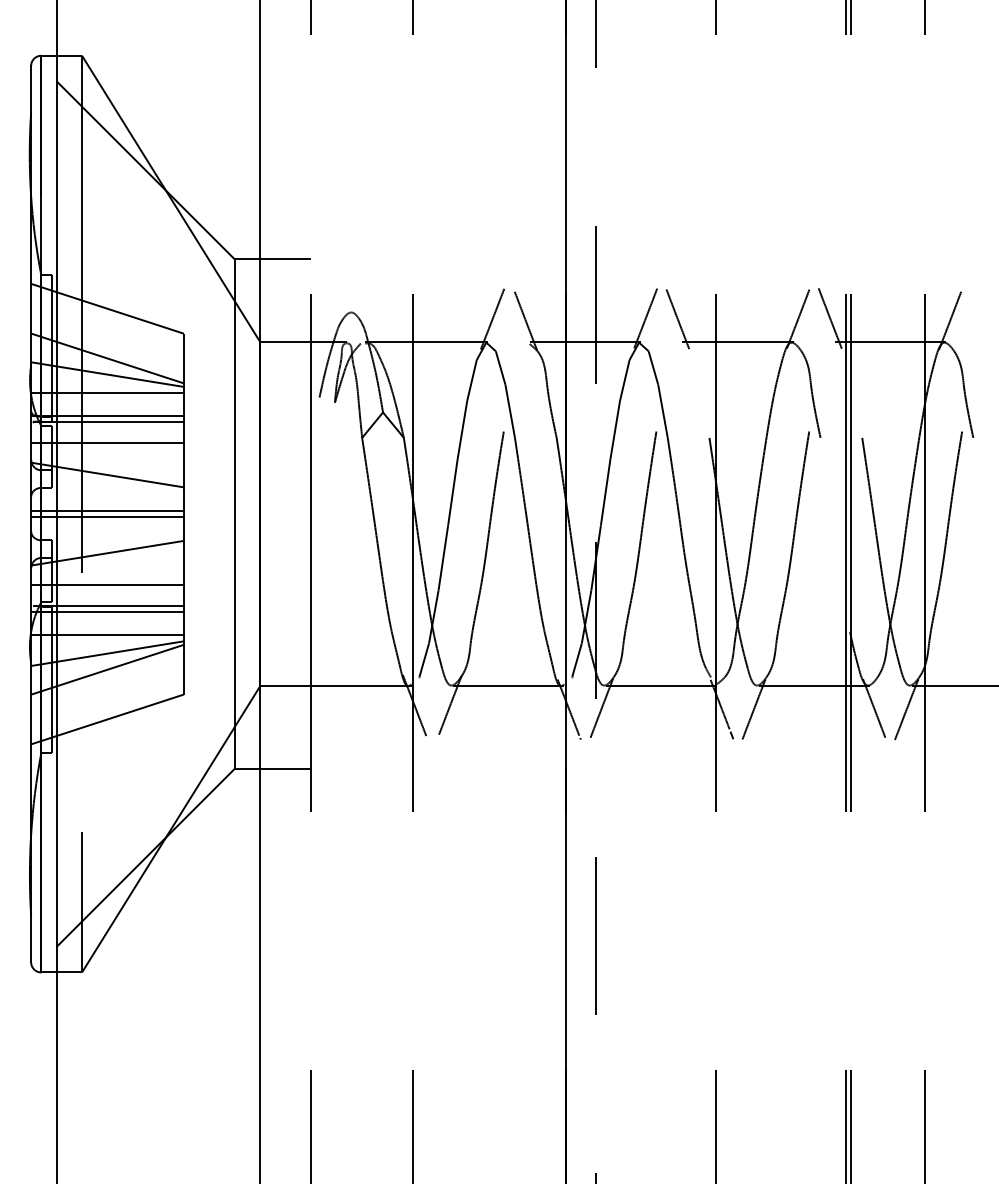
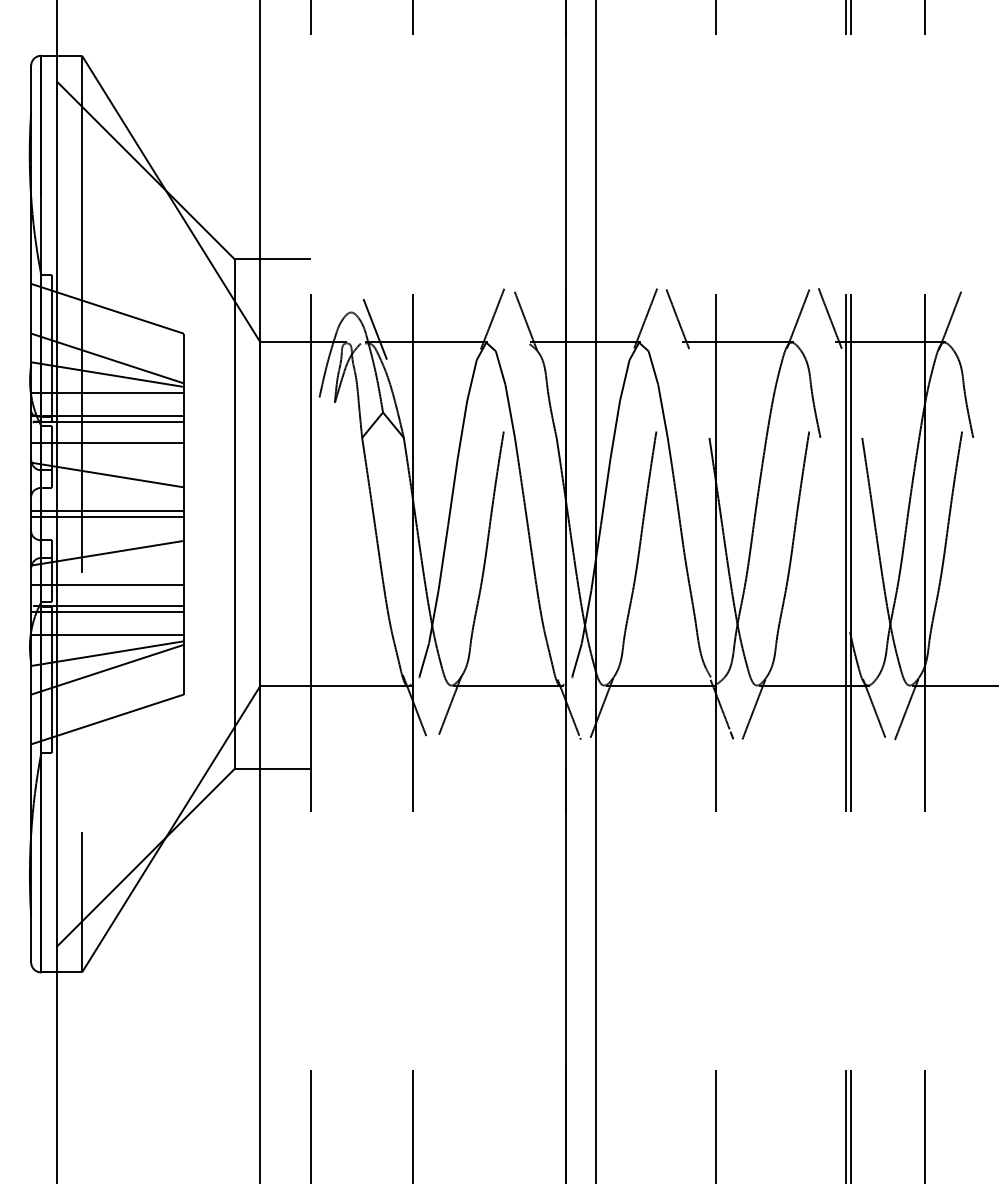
line: none -> present (374, 329)
line: dashed -> solid (596, 592)
